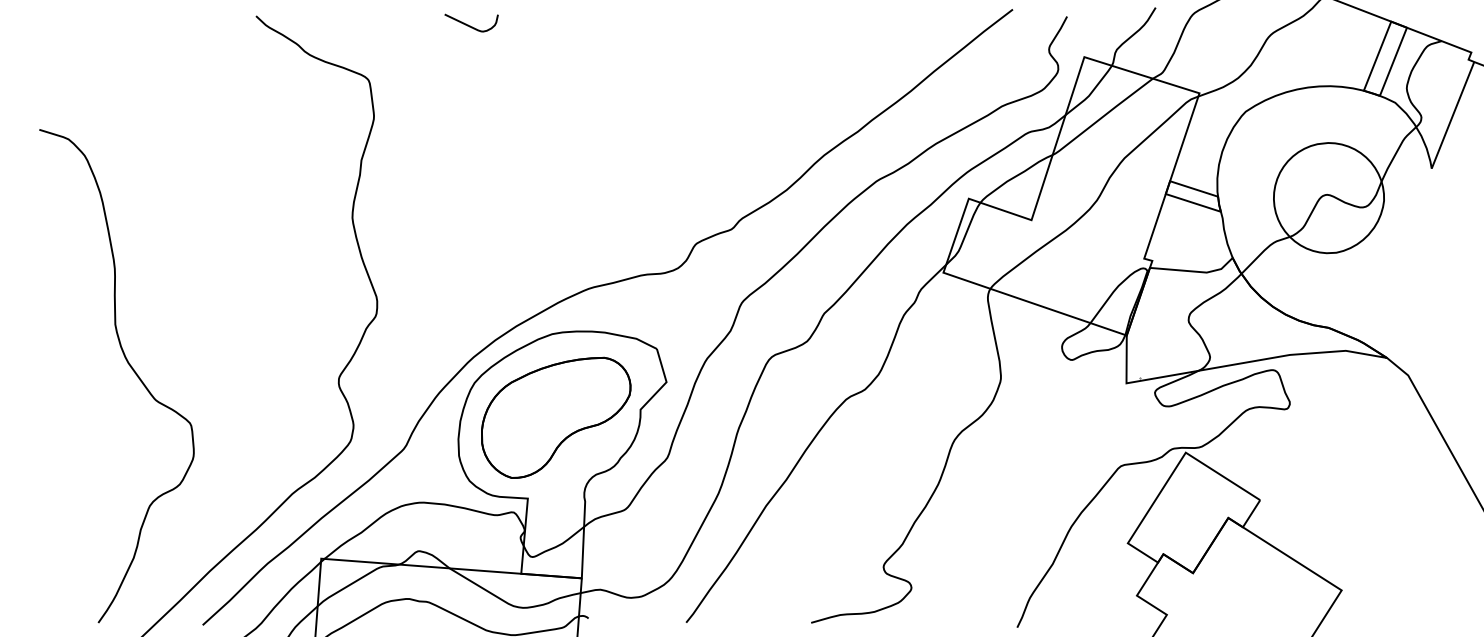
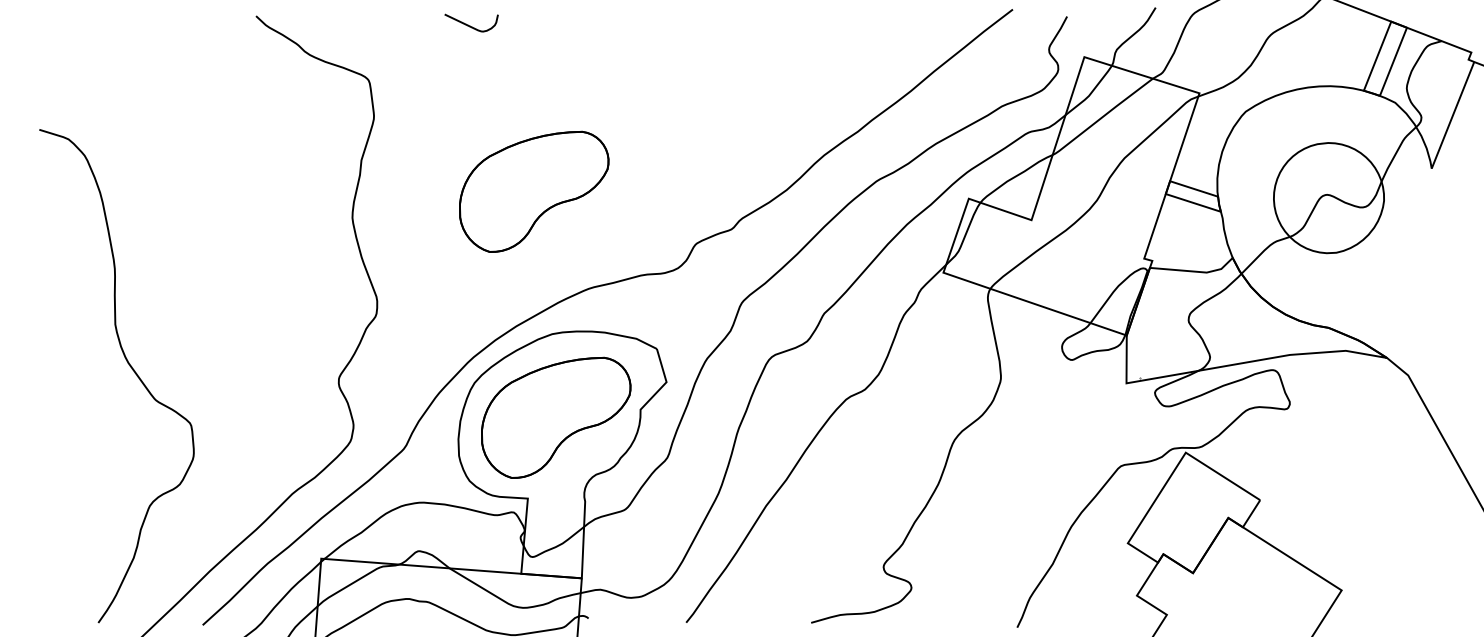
part: none -> present (534, 191)
